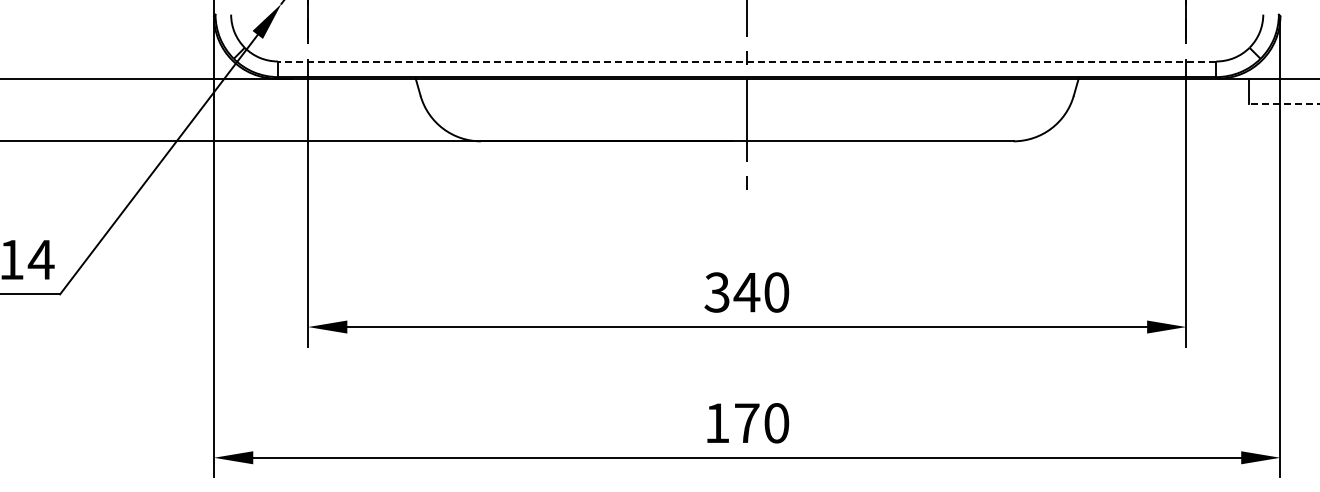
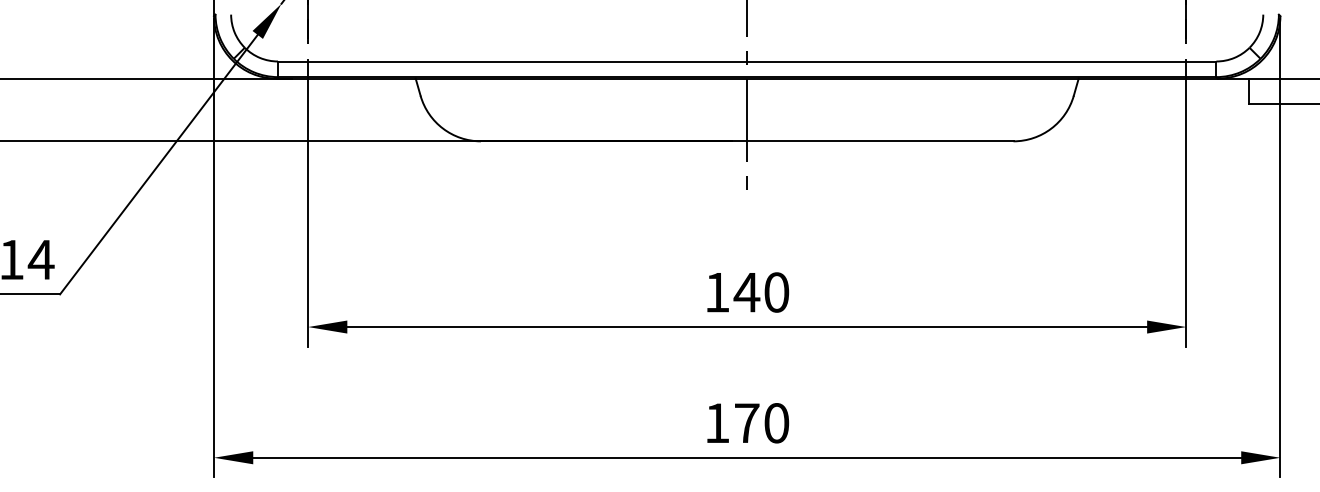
line: dashed -> solid (746, 61)
line: dashed -> solid (1284, 103)
text: 340 -> 140 (716, 292)
